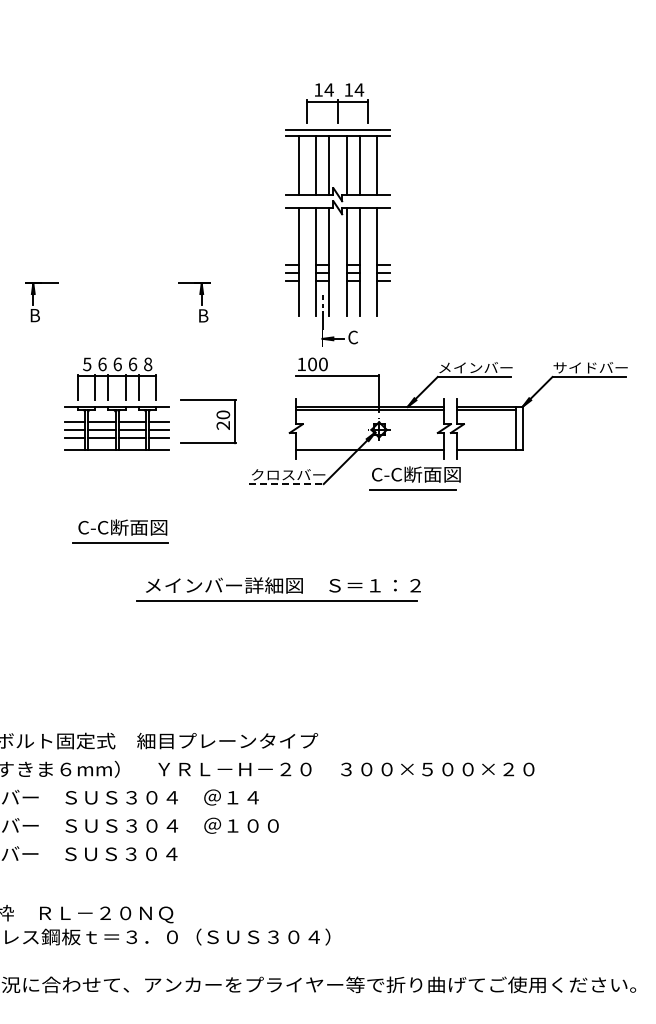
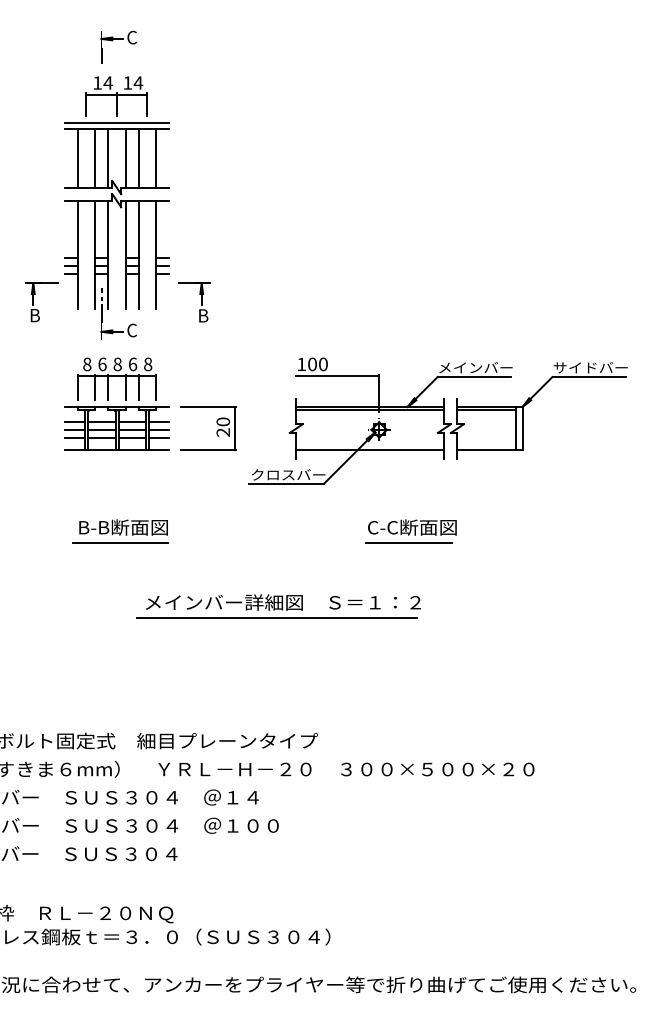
part: none -> present (118, 39)
part position: (337, 214) -> (116, 207) (116, 207)
text: 5 -> 8 (87, 364)
text: 6 -> 8 (117, 364)
part position: (216, 424) -> (216, 431) (216, 431)
part position: (414, 478) -> (410, 531) (410, 531)
line: dashed -> solid (287, 484)
text: C-C断面図 -> B-B断面図 (122, 527)
part position: (278, 589) -> (278, 606) (278, 606)
